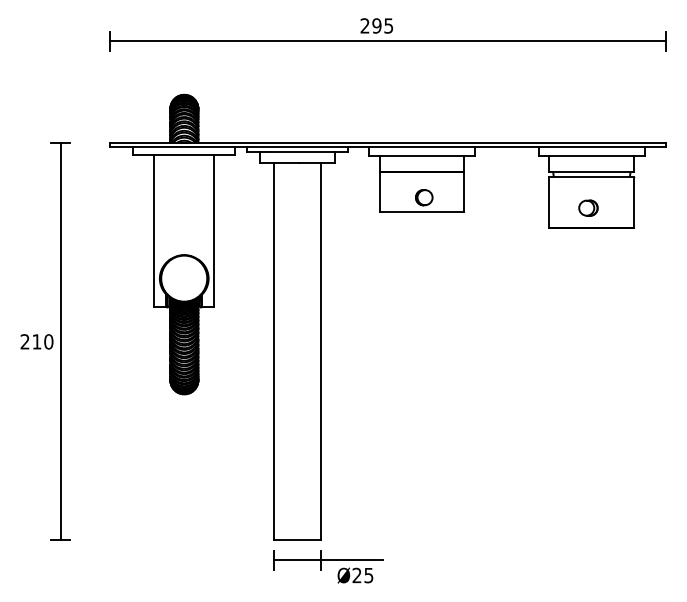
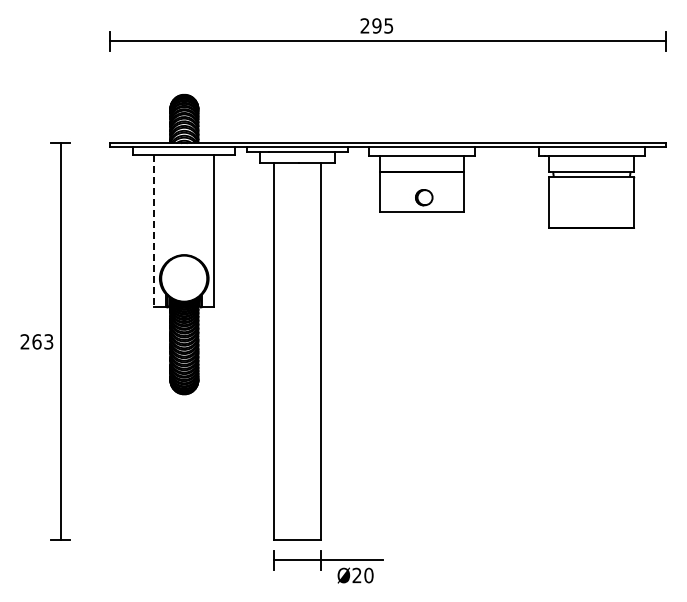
part: present -> none (588, 207)
line: solid -> dashed (154, 231)
text: 210 -> 263 (42, 341)
text: Ø25 -> Ø20 (368, 575)
